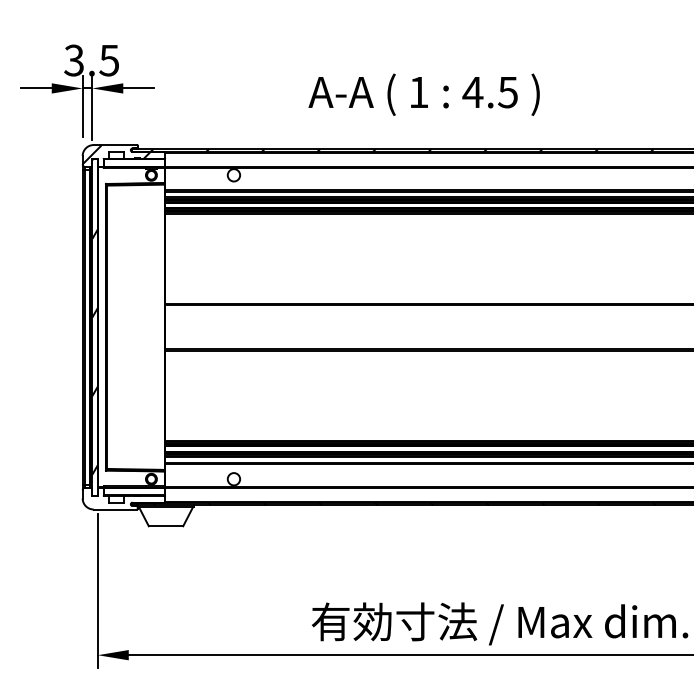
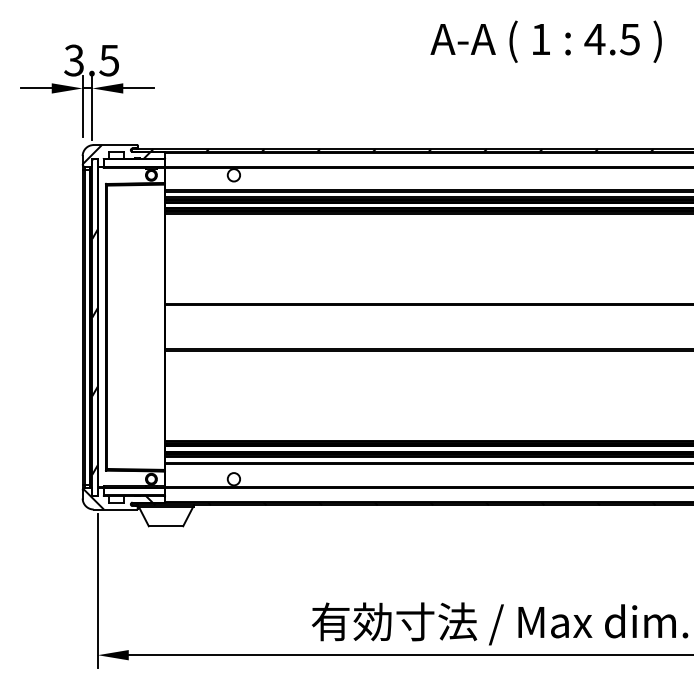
text position: (423, 94) -> (545, 41) (545, 41)
hatch: none -> present (117, 498)
